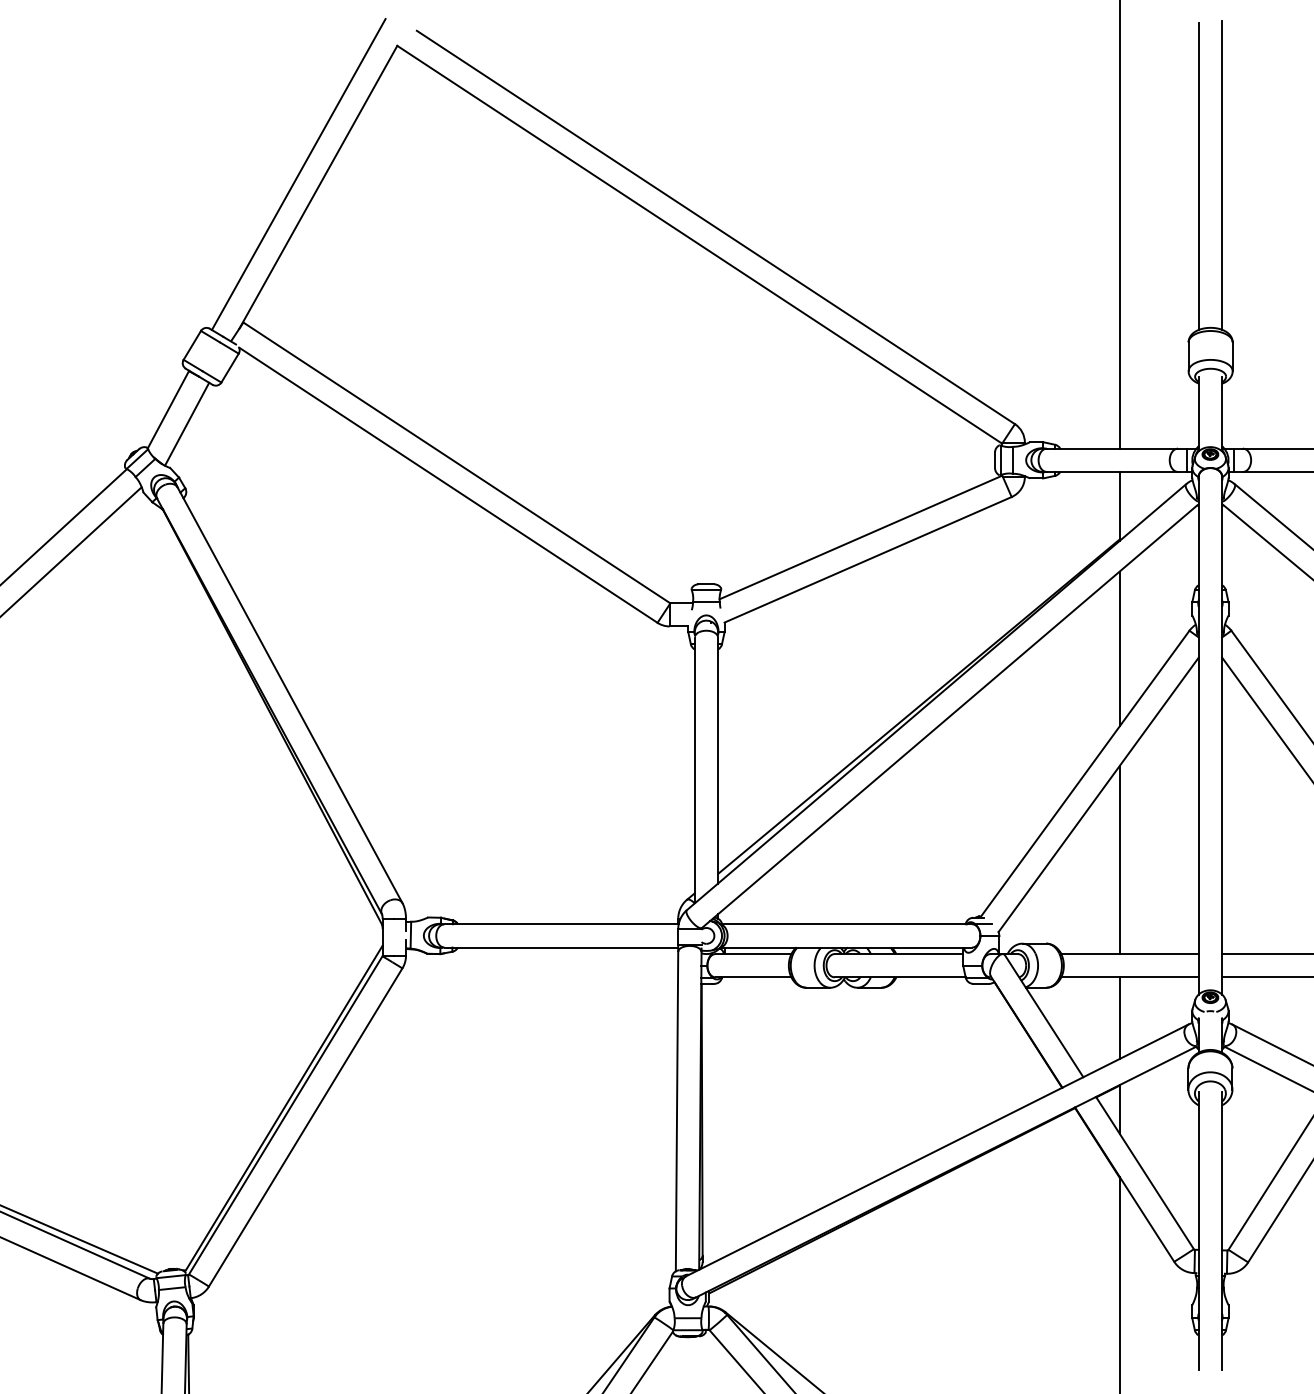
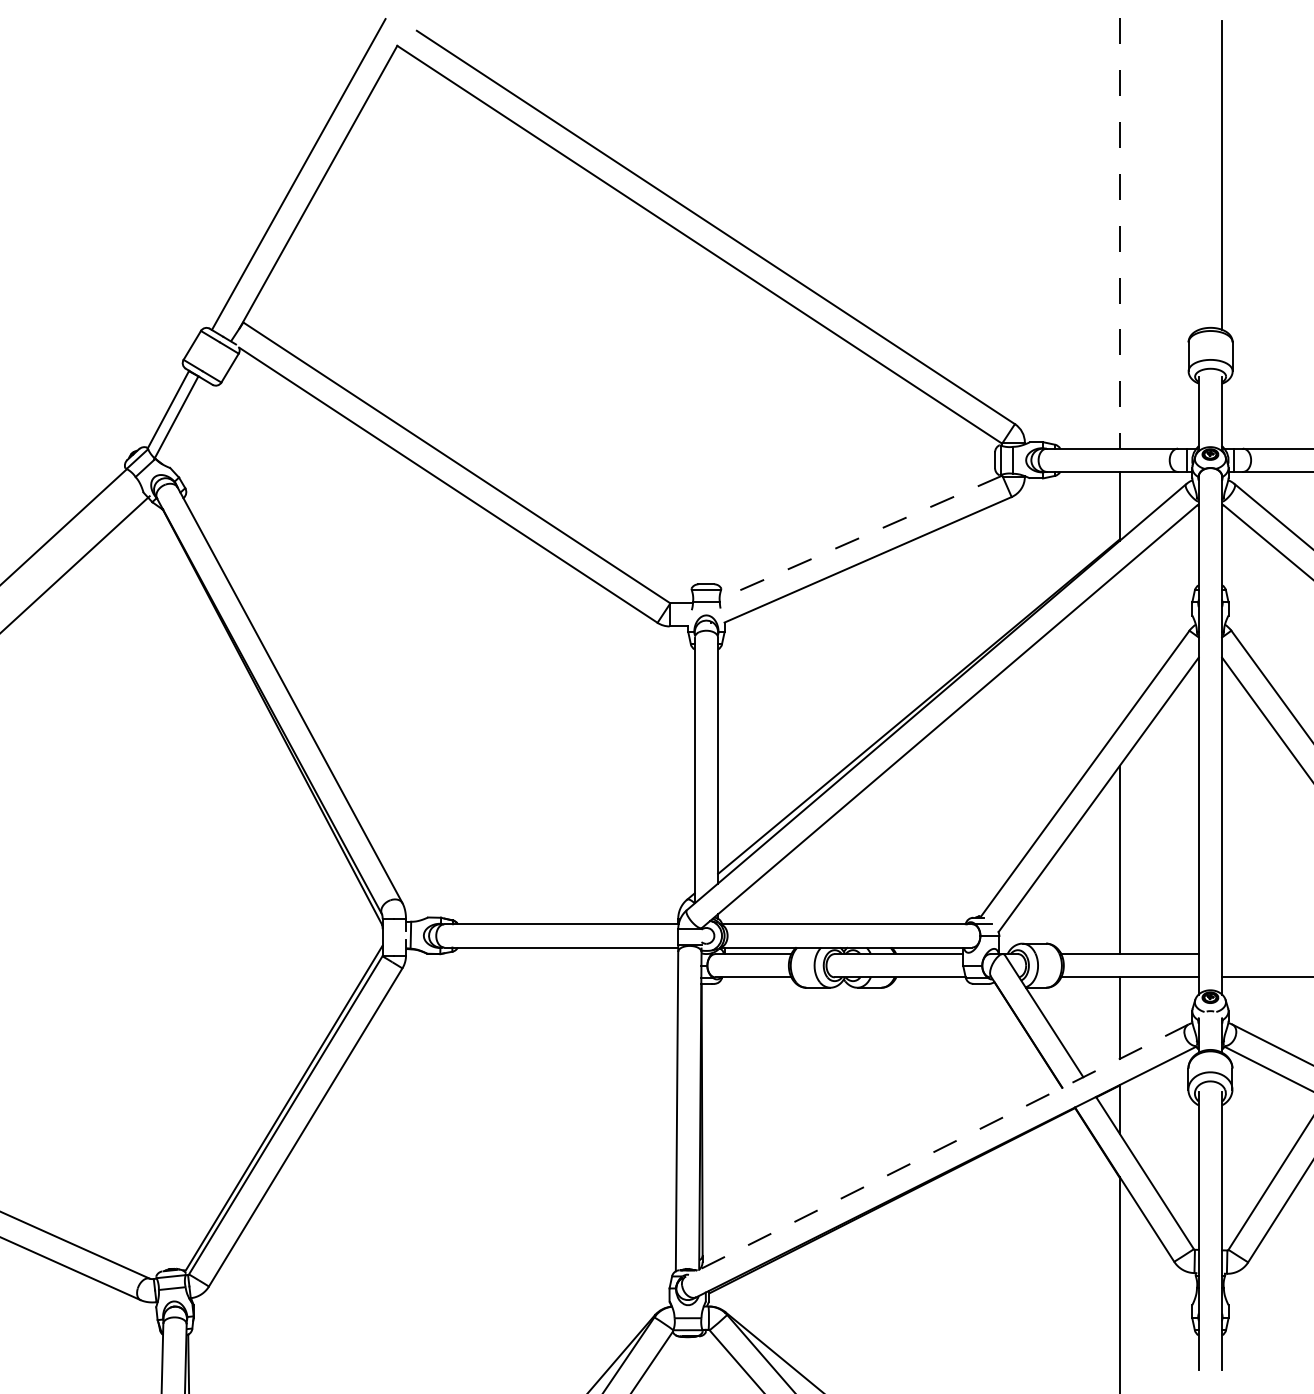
line: present -> none (1198, 175)
line: solid -> dashed (1119, 224)
line position: (187, 423) -> (176, 417) (176, 417)
line: solid -> dashed (860, 537)
line position: (71, 551) -> (75, 563) (75, 563)
line: present -> none (1119, 648)
line: present -> none (1266, 954)
line: solid -> dashed (937, 1150)
line: present -> none (80, 1239)
